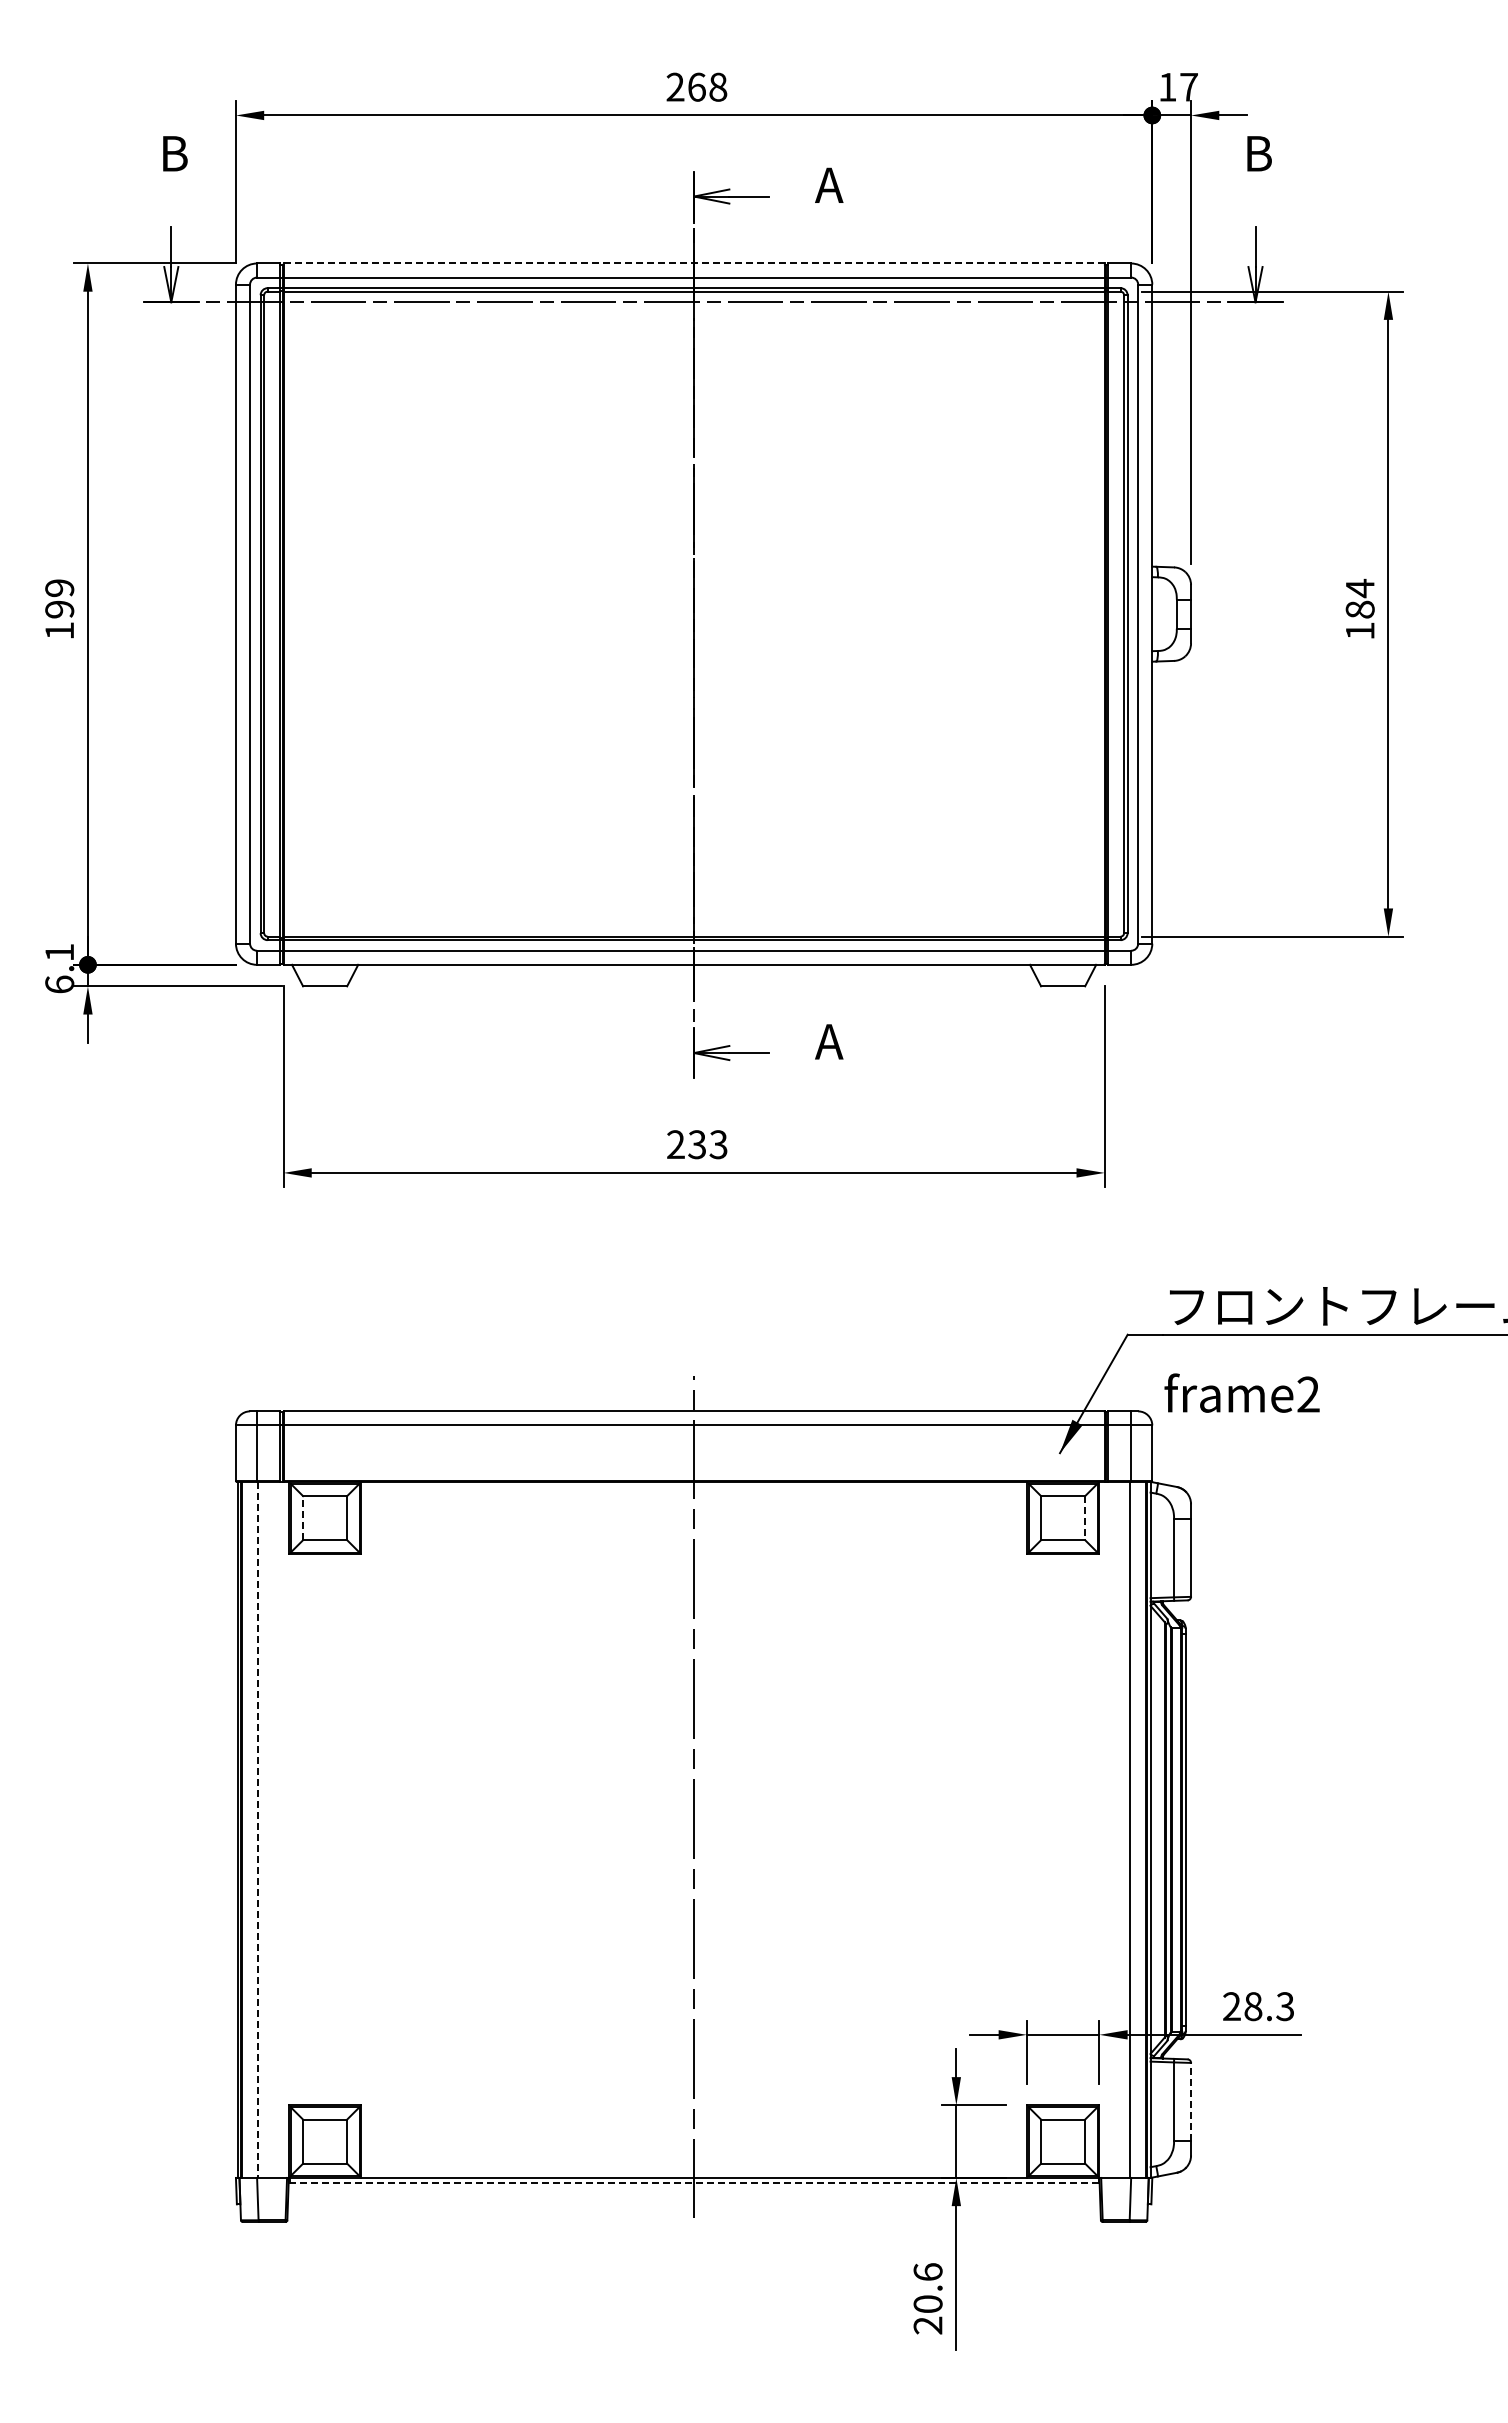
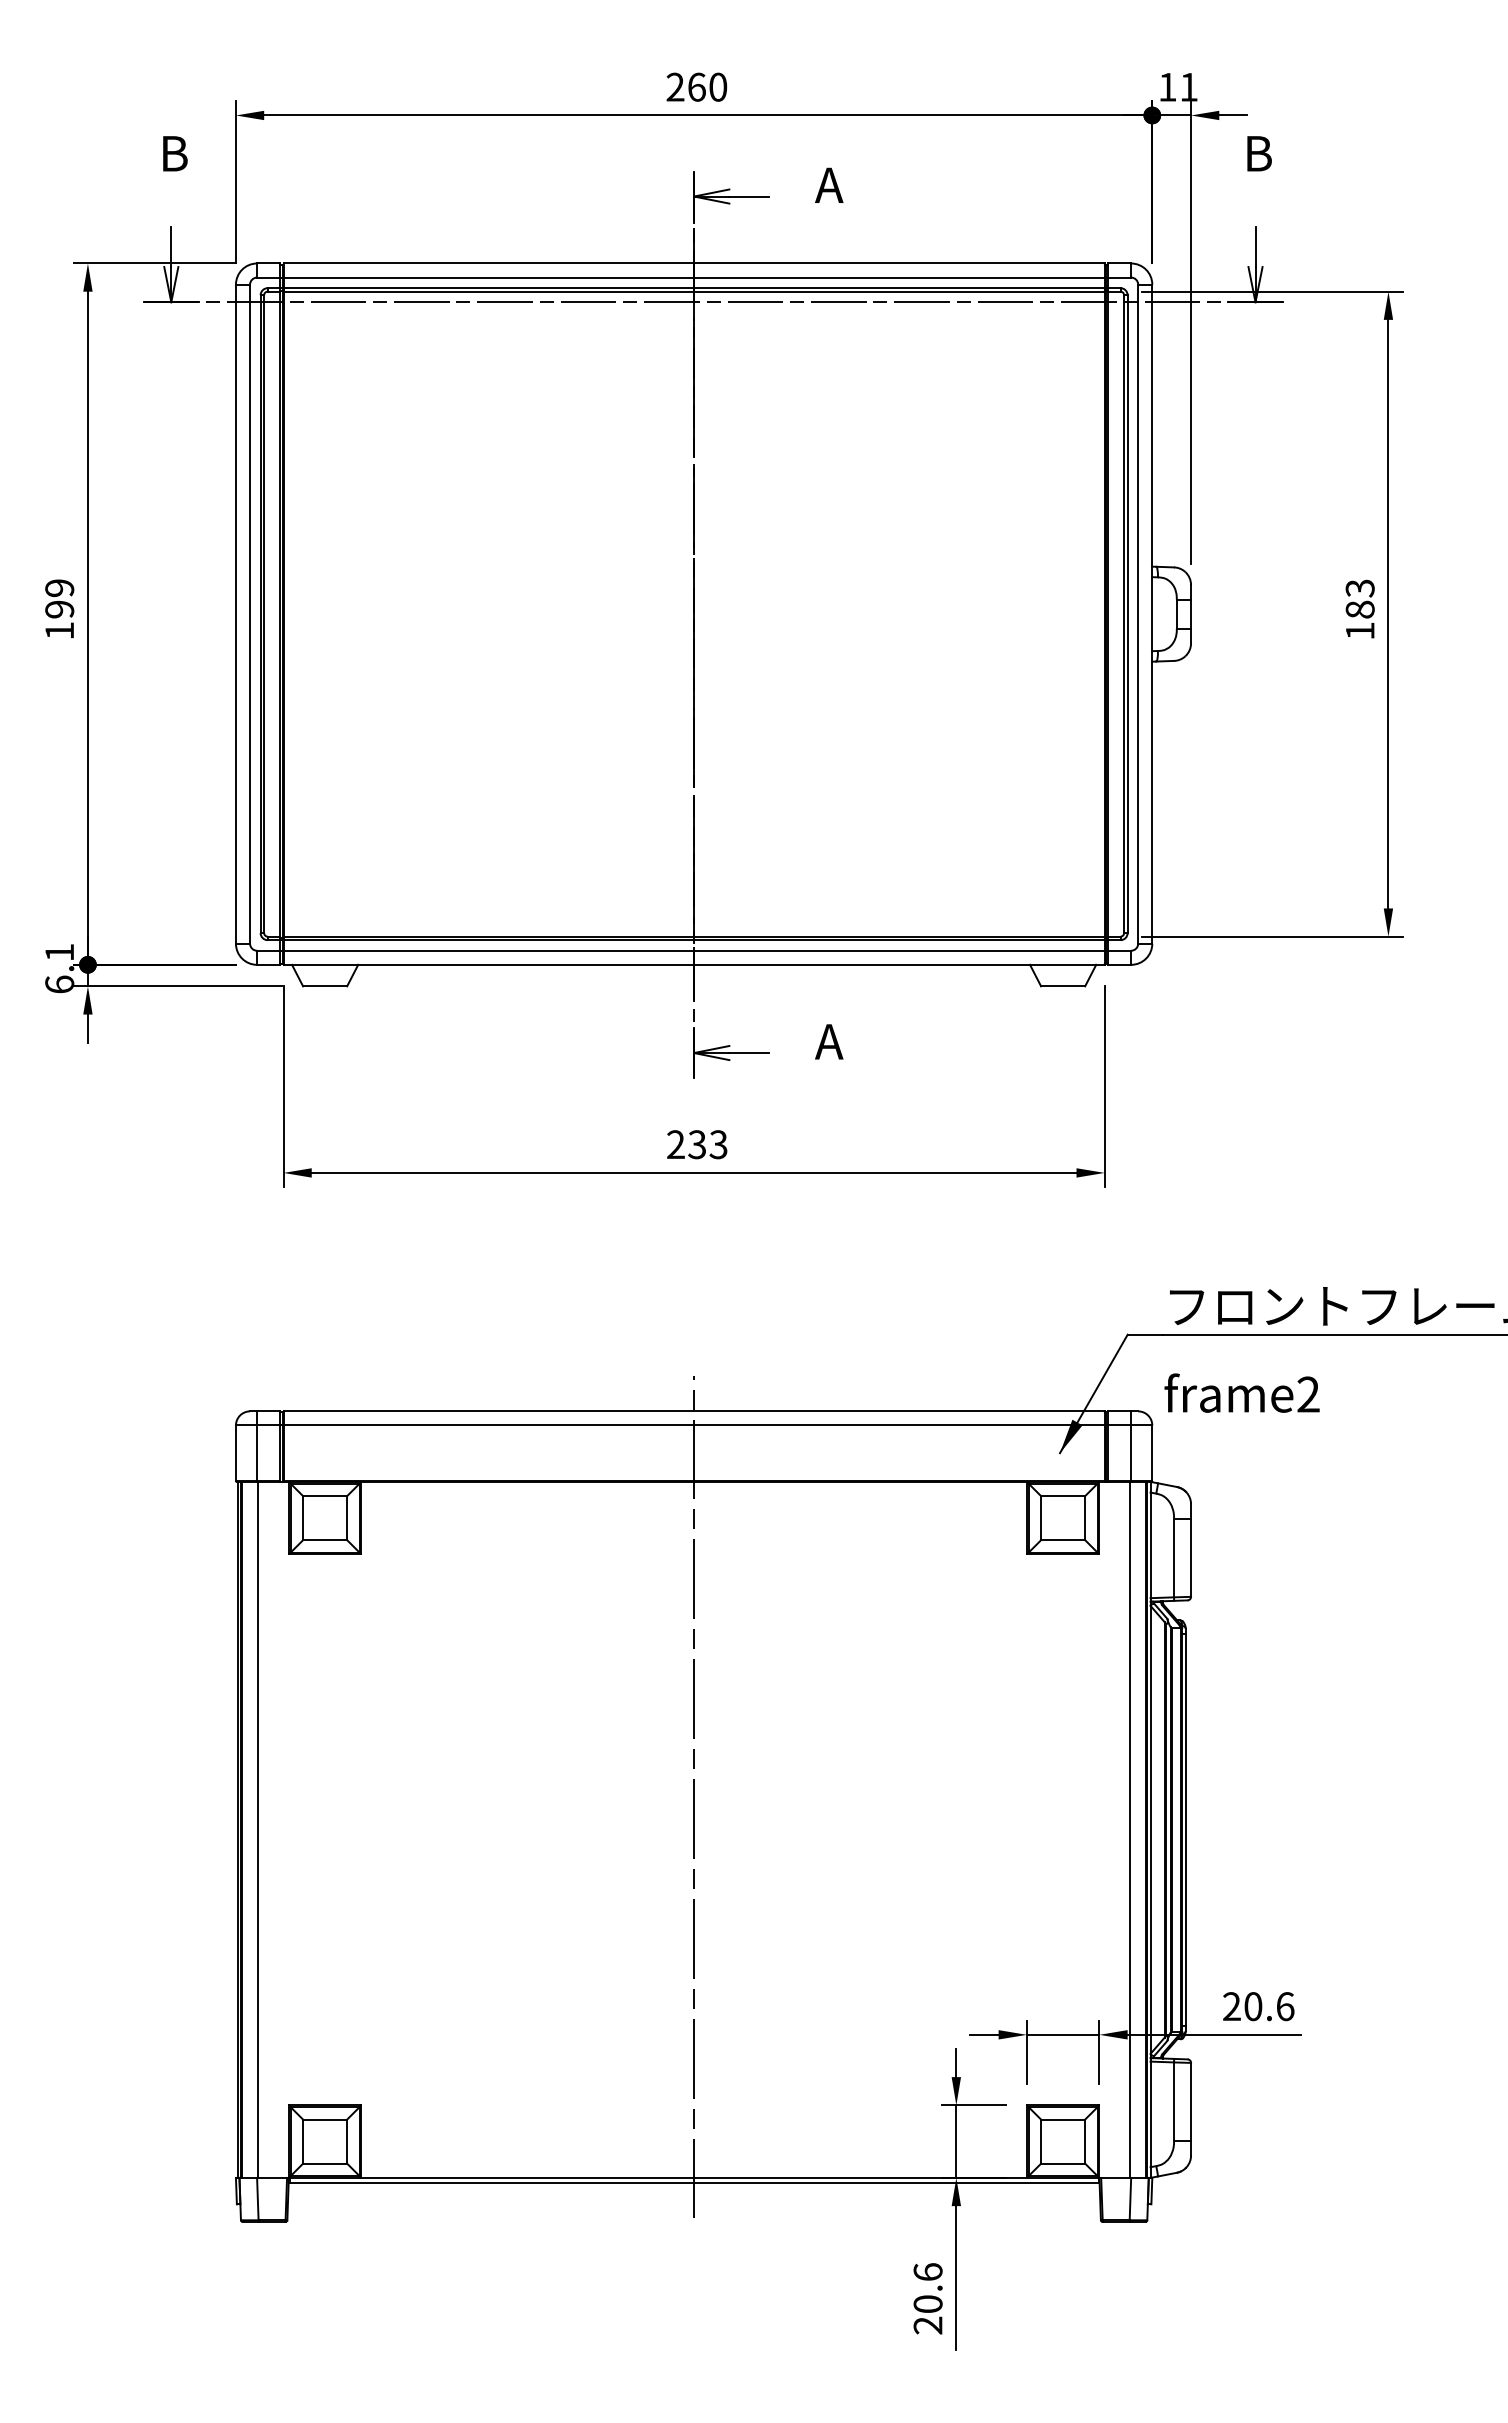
text: 268 -> 260 (718, 87)
text: 17 -> 11 (1188, 87)
line: dashed -> solid (694, 263)
text: 184 -> 183 (1359, 588)
line: dashed -> solid (303, 1517)
line: dashed -> solid (1085, 1518)
line: dashed -> solid (257, 1830)
text: 28.3 -> 20.6 (1269, 2006)
line: dashed -> solid (1191, 2101)
line: dashed -> solid (693, 2183)
